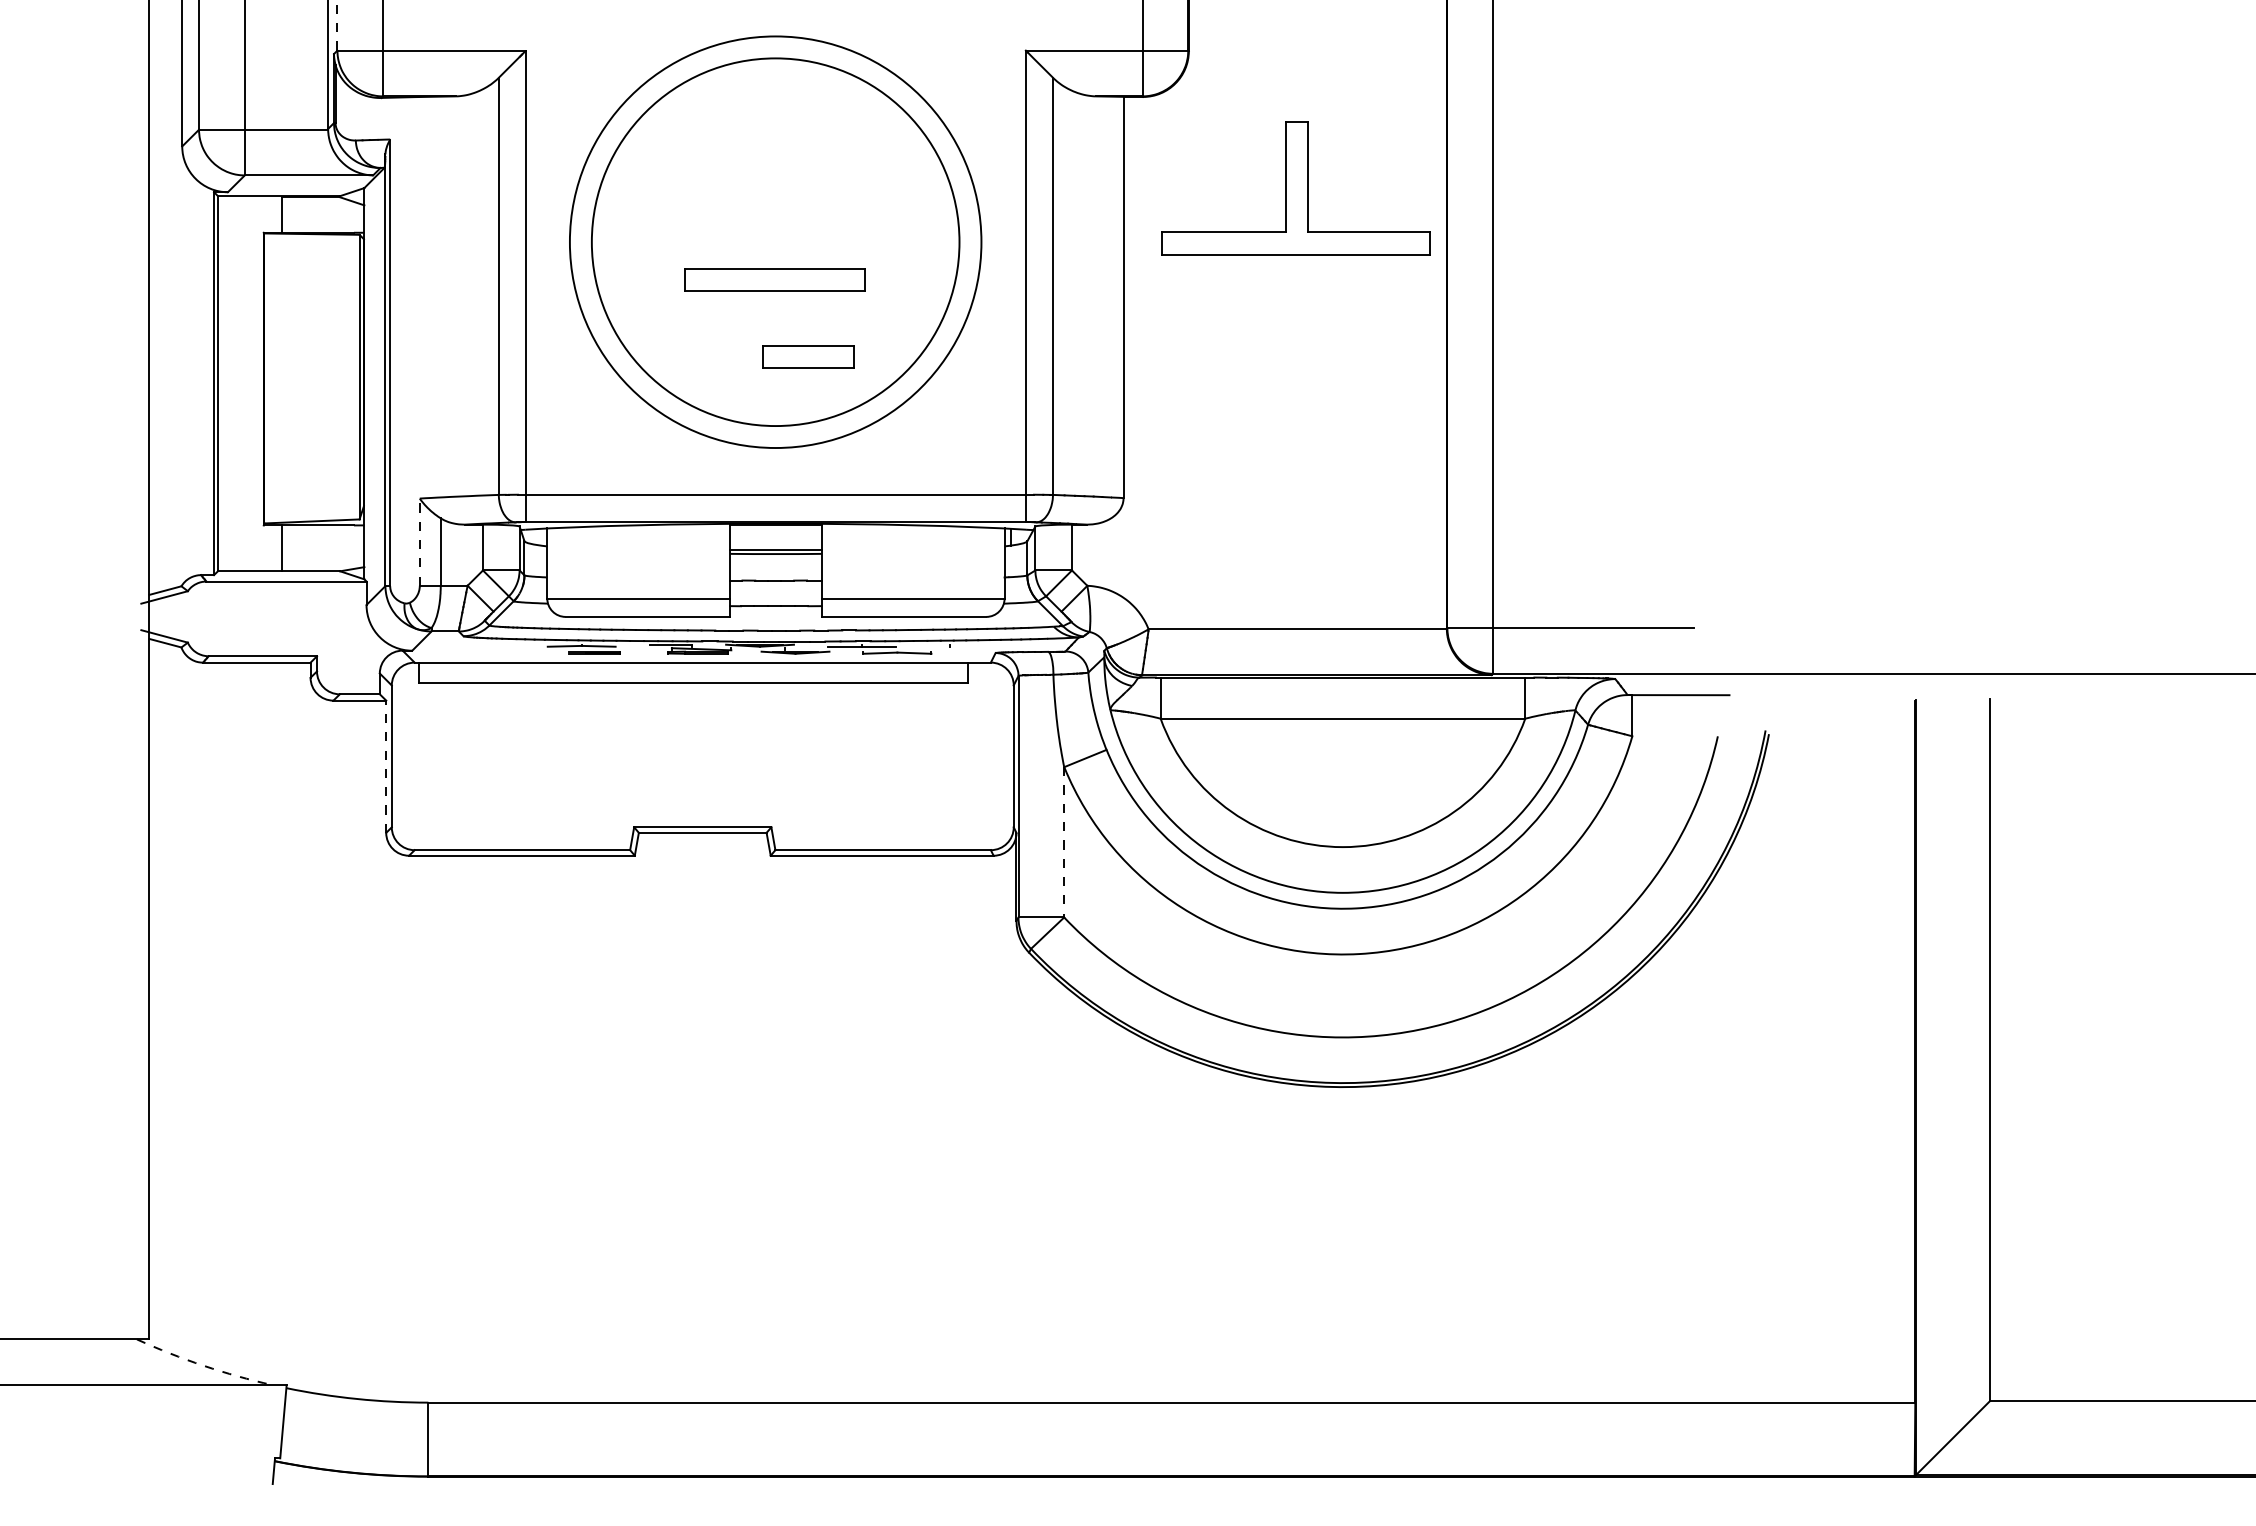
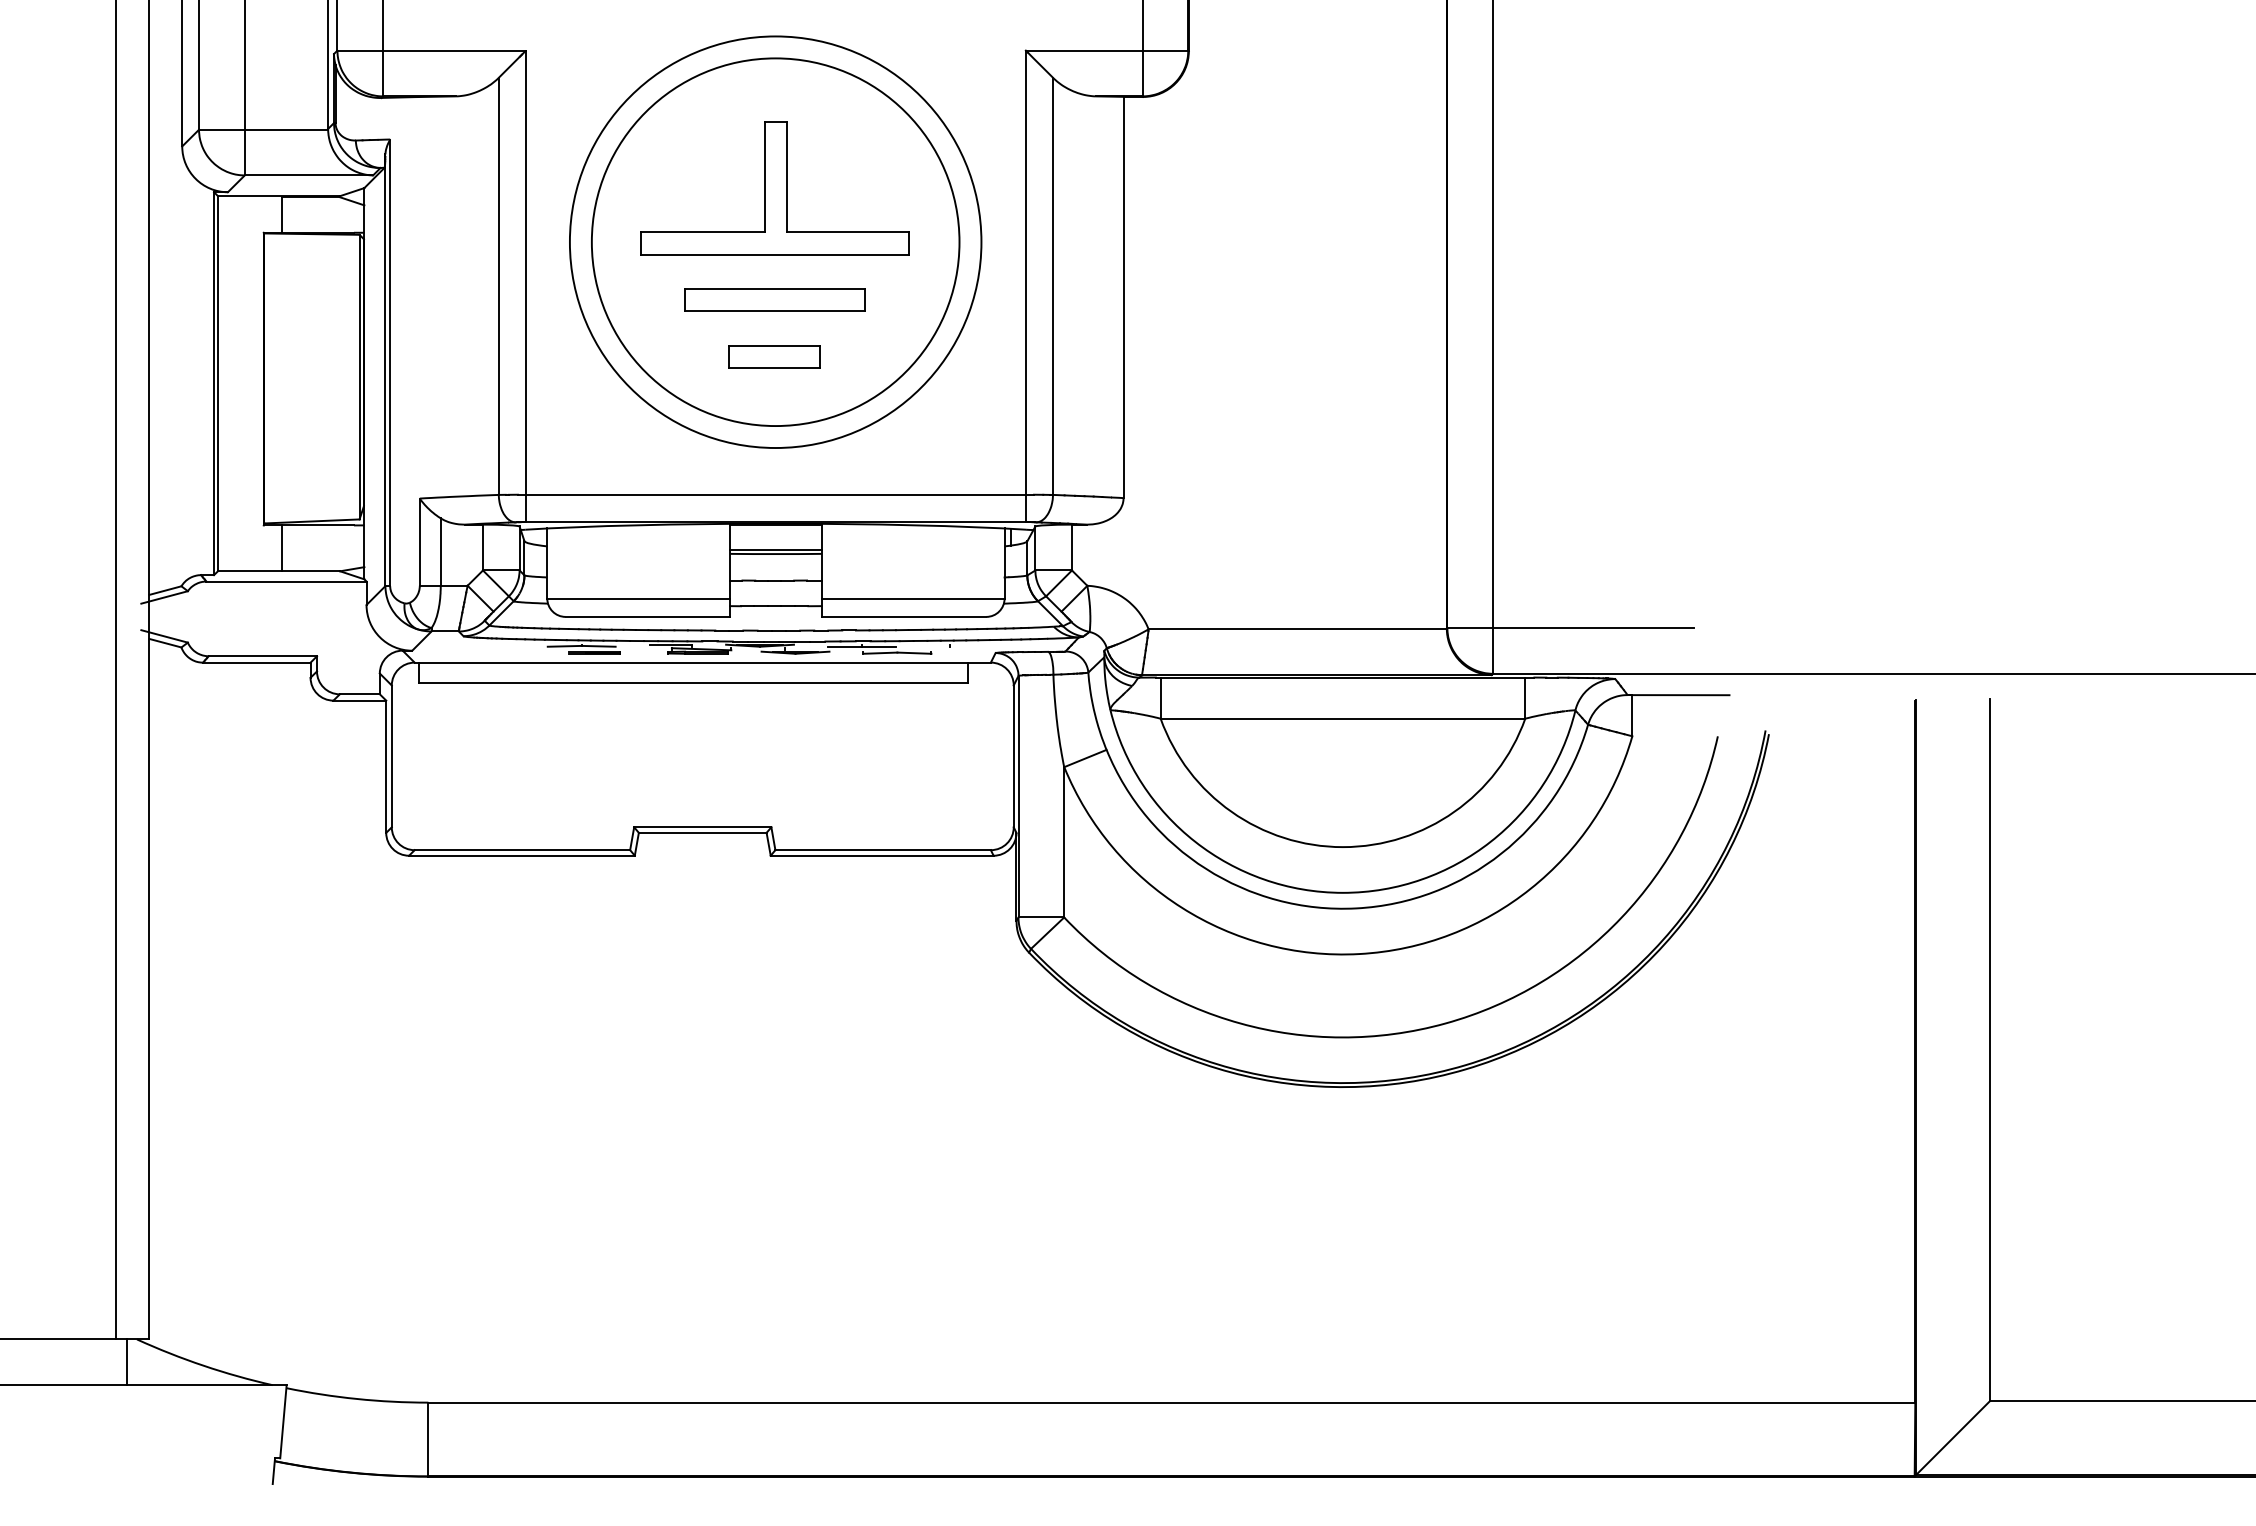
line: dashed -> solid (337, 25)
part position: (1295, 188) -> (774, 188) (774, 188)
part position: (774, 279) -> (774, 299) (774, 299)
part position: (808, 356) -> (774, 356) (774, 356)
line: dashed -> solid (419, 542)
line: none -> present (115, 670)
line: dashed -> solid (386, 766)
line: dashed -> solid (1064, 842)
line: none -> present (126, 1362)
arc: dashed -> solid (203, 1365)
